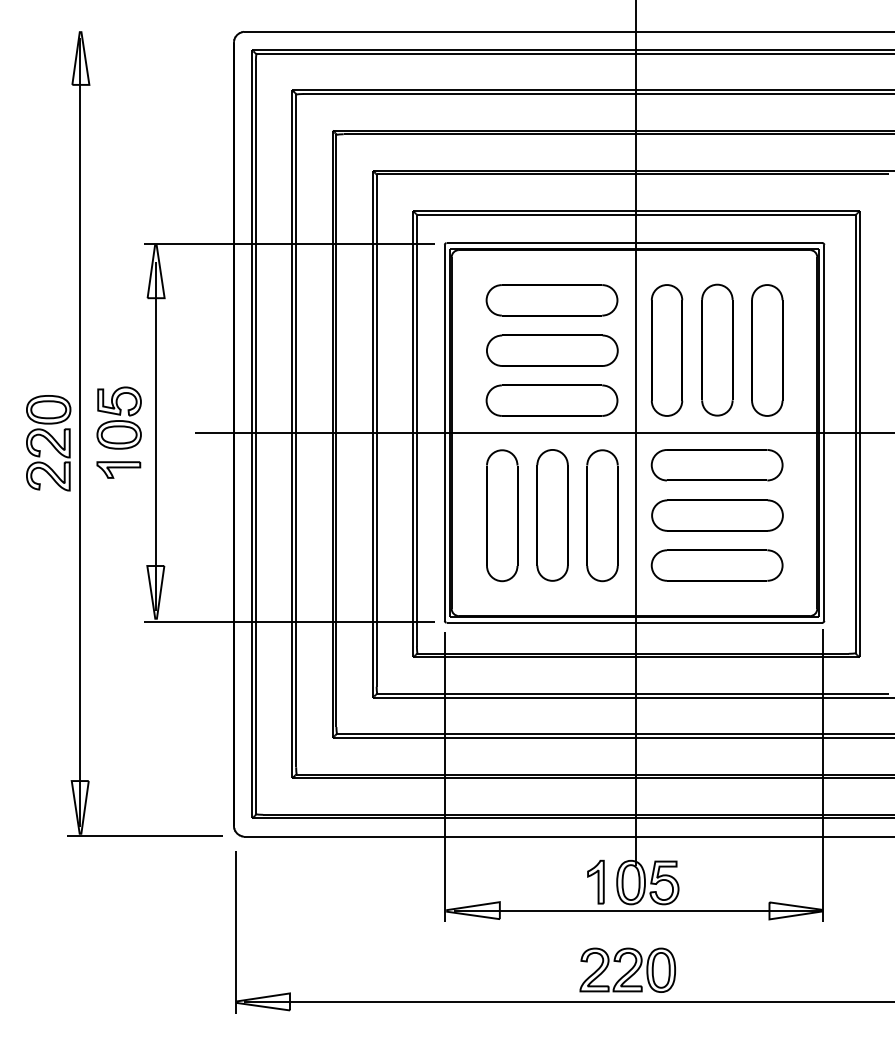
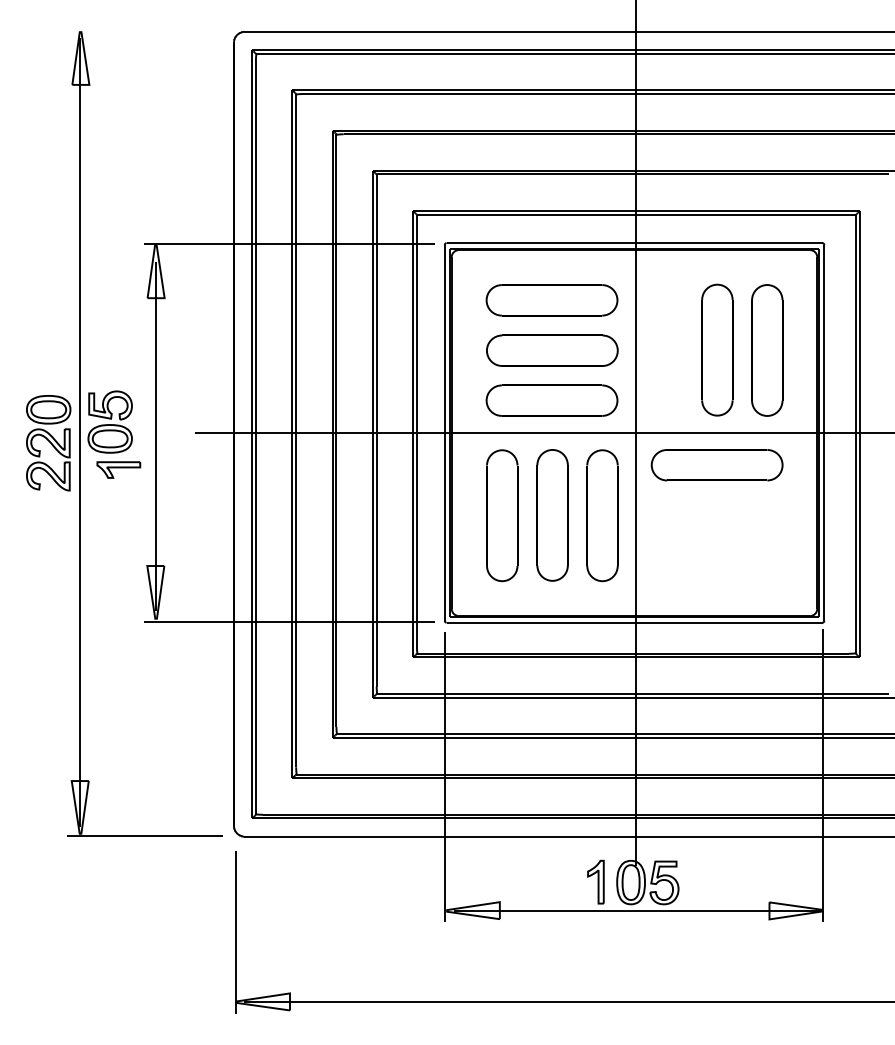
part: present -> none (666, 350)
part position: (118, 417) -> (109, 421) (109, 421)
part: present -> none (717, 515)
part: present -> none (716, 565)
part: present -> none (627, 969)
